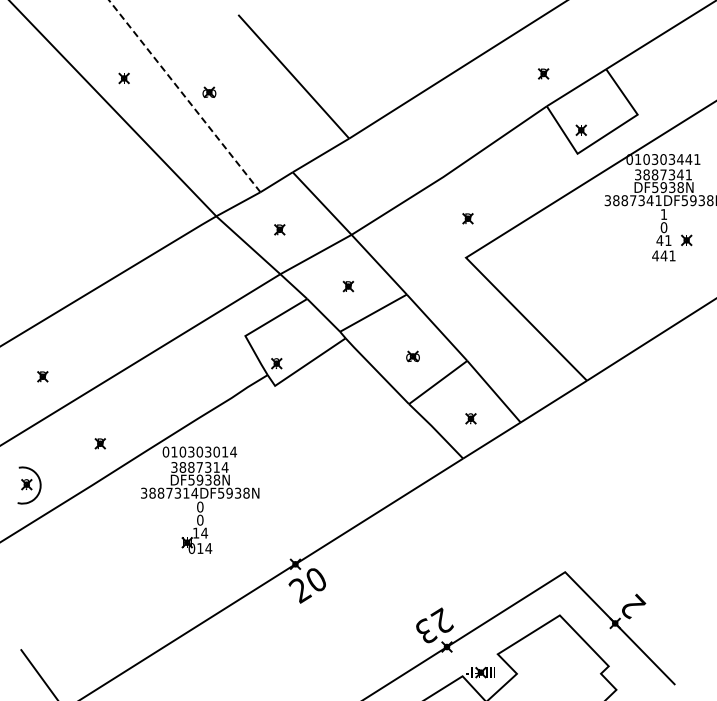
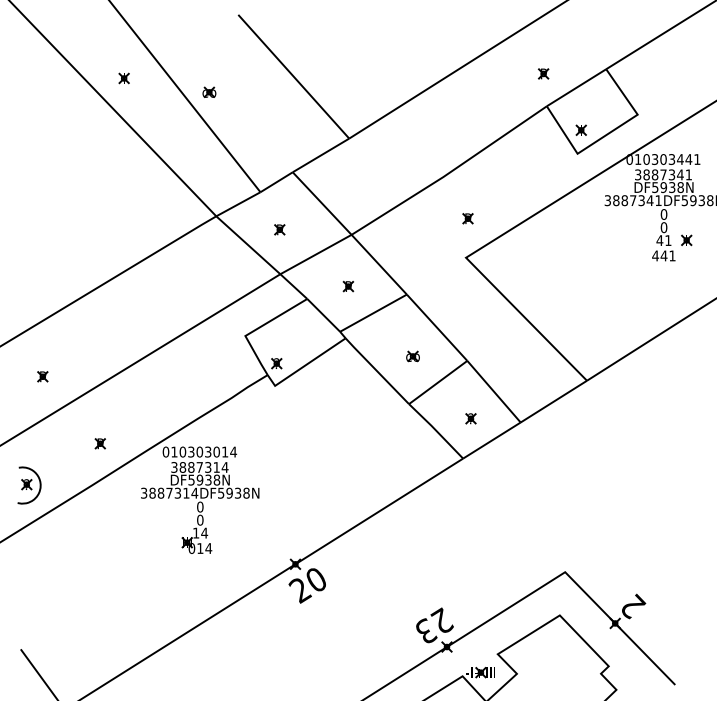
line: dashed -> solid (184, 96)
text: 1 -> 0 (663, 214)
